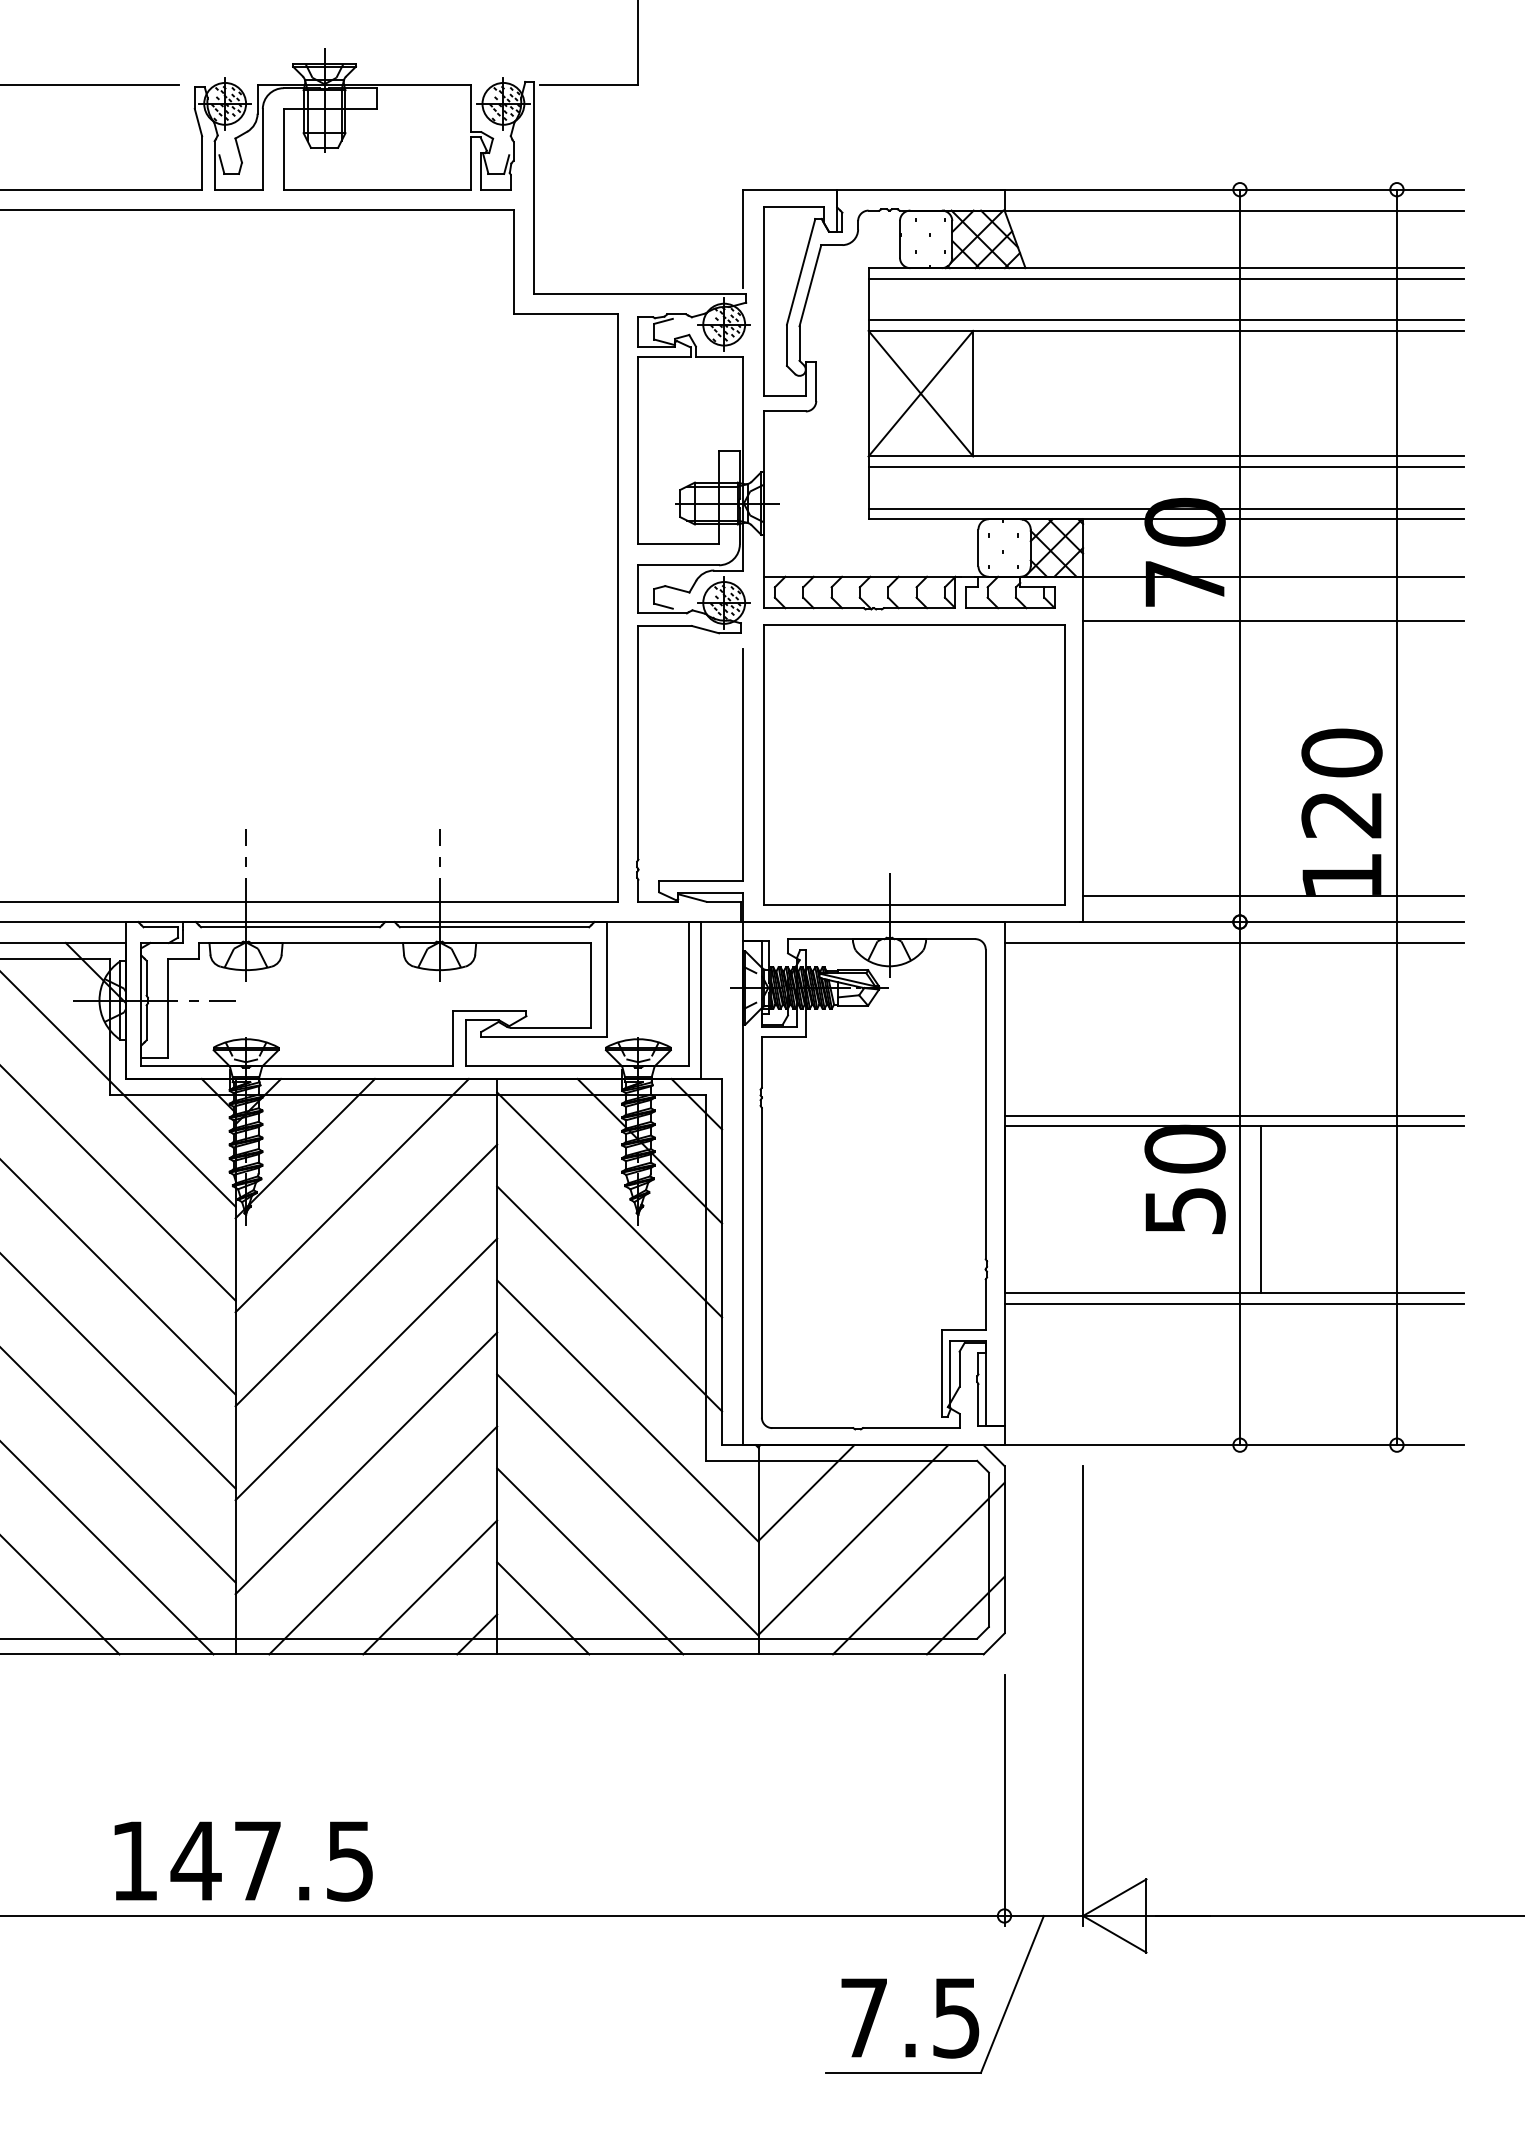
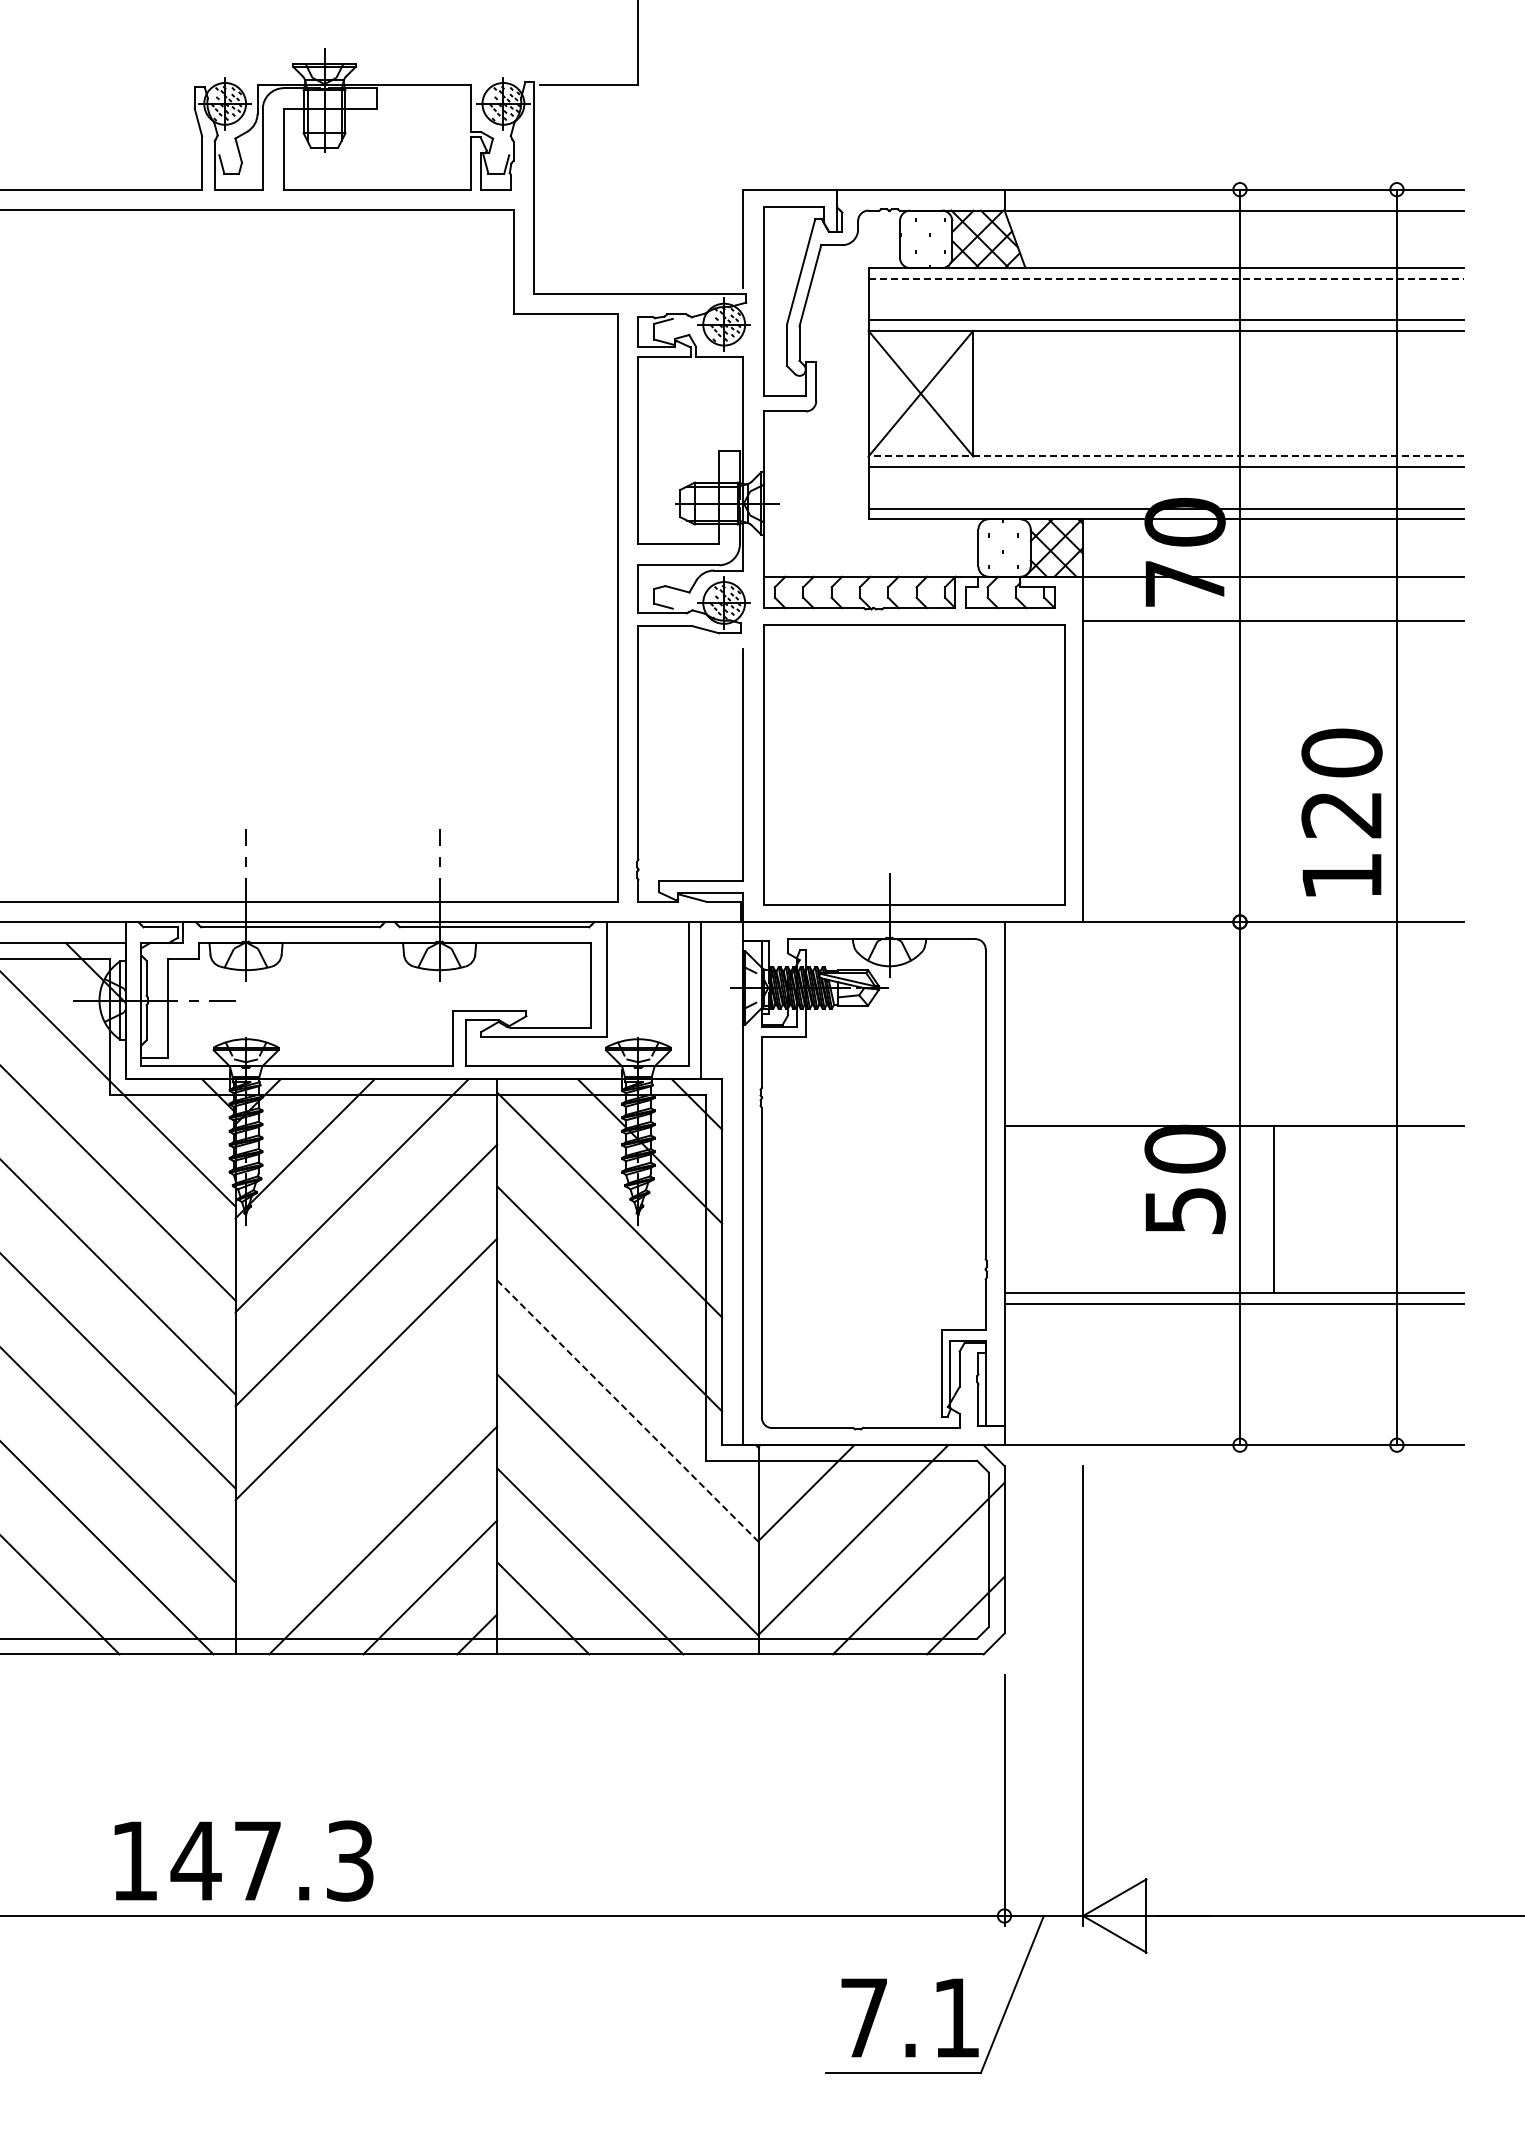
line: present -> none (90, 85)
line: solid -> dashed (1166, 278)
line: solid -> dashed (1165, 456)
line: present -> none (1273, 895)
line: present -> none (1233, 942)
line: present -> none (1233, 1115)
line position: (1260, 1209) -> (1273, 1209) (1273, 1209)
line: solid -> dashed (627, 1411)
line: present -> none (366, 1463)
text: 147.5 -> 147.3 (350, 1860)
text: 7.5 -> 7.1 (956, 2018)
